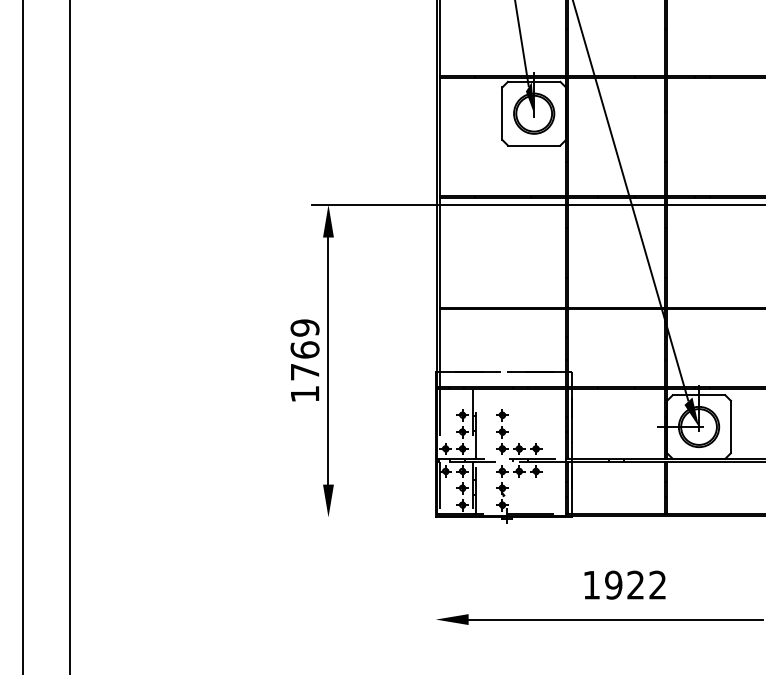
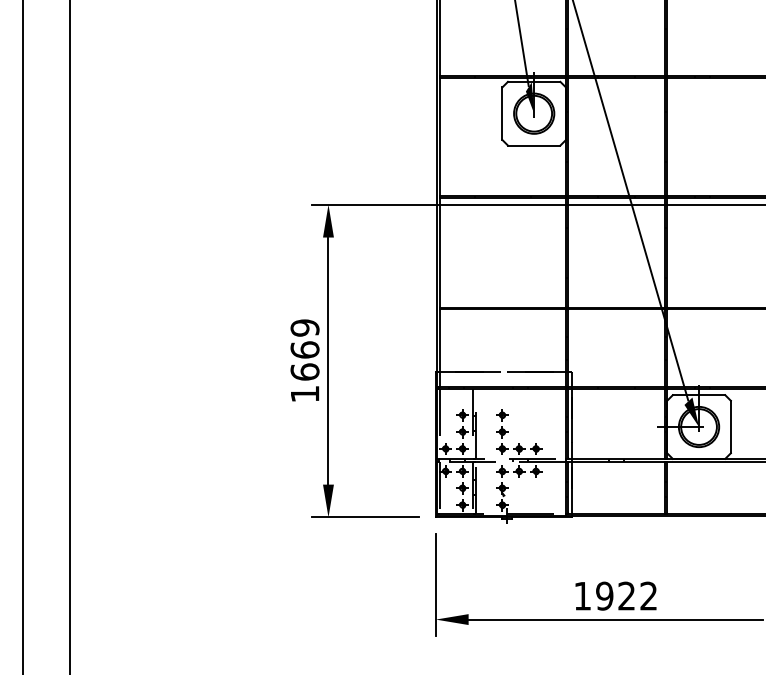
text: 1769 -> 1669 (304, 371)
line: none -> present (364, 517)
text position: (624, 584) -> (615, 595) (615, 595)
line: none -> present (435, 585)
